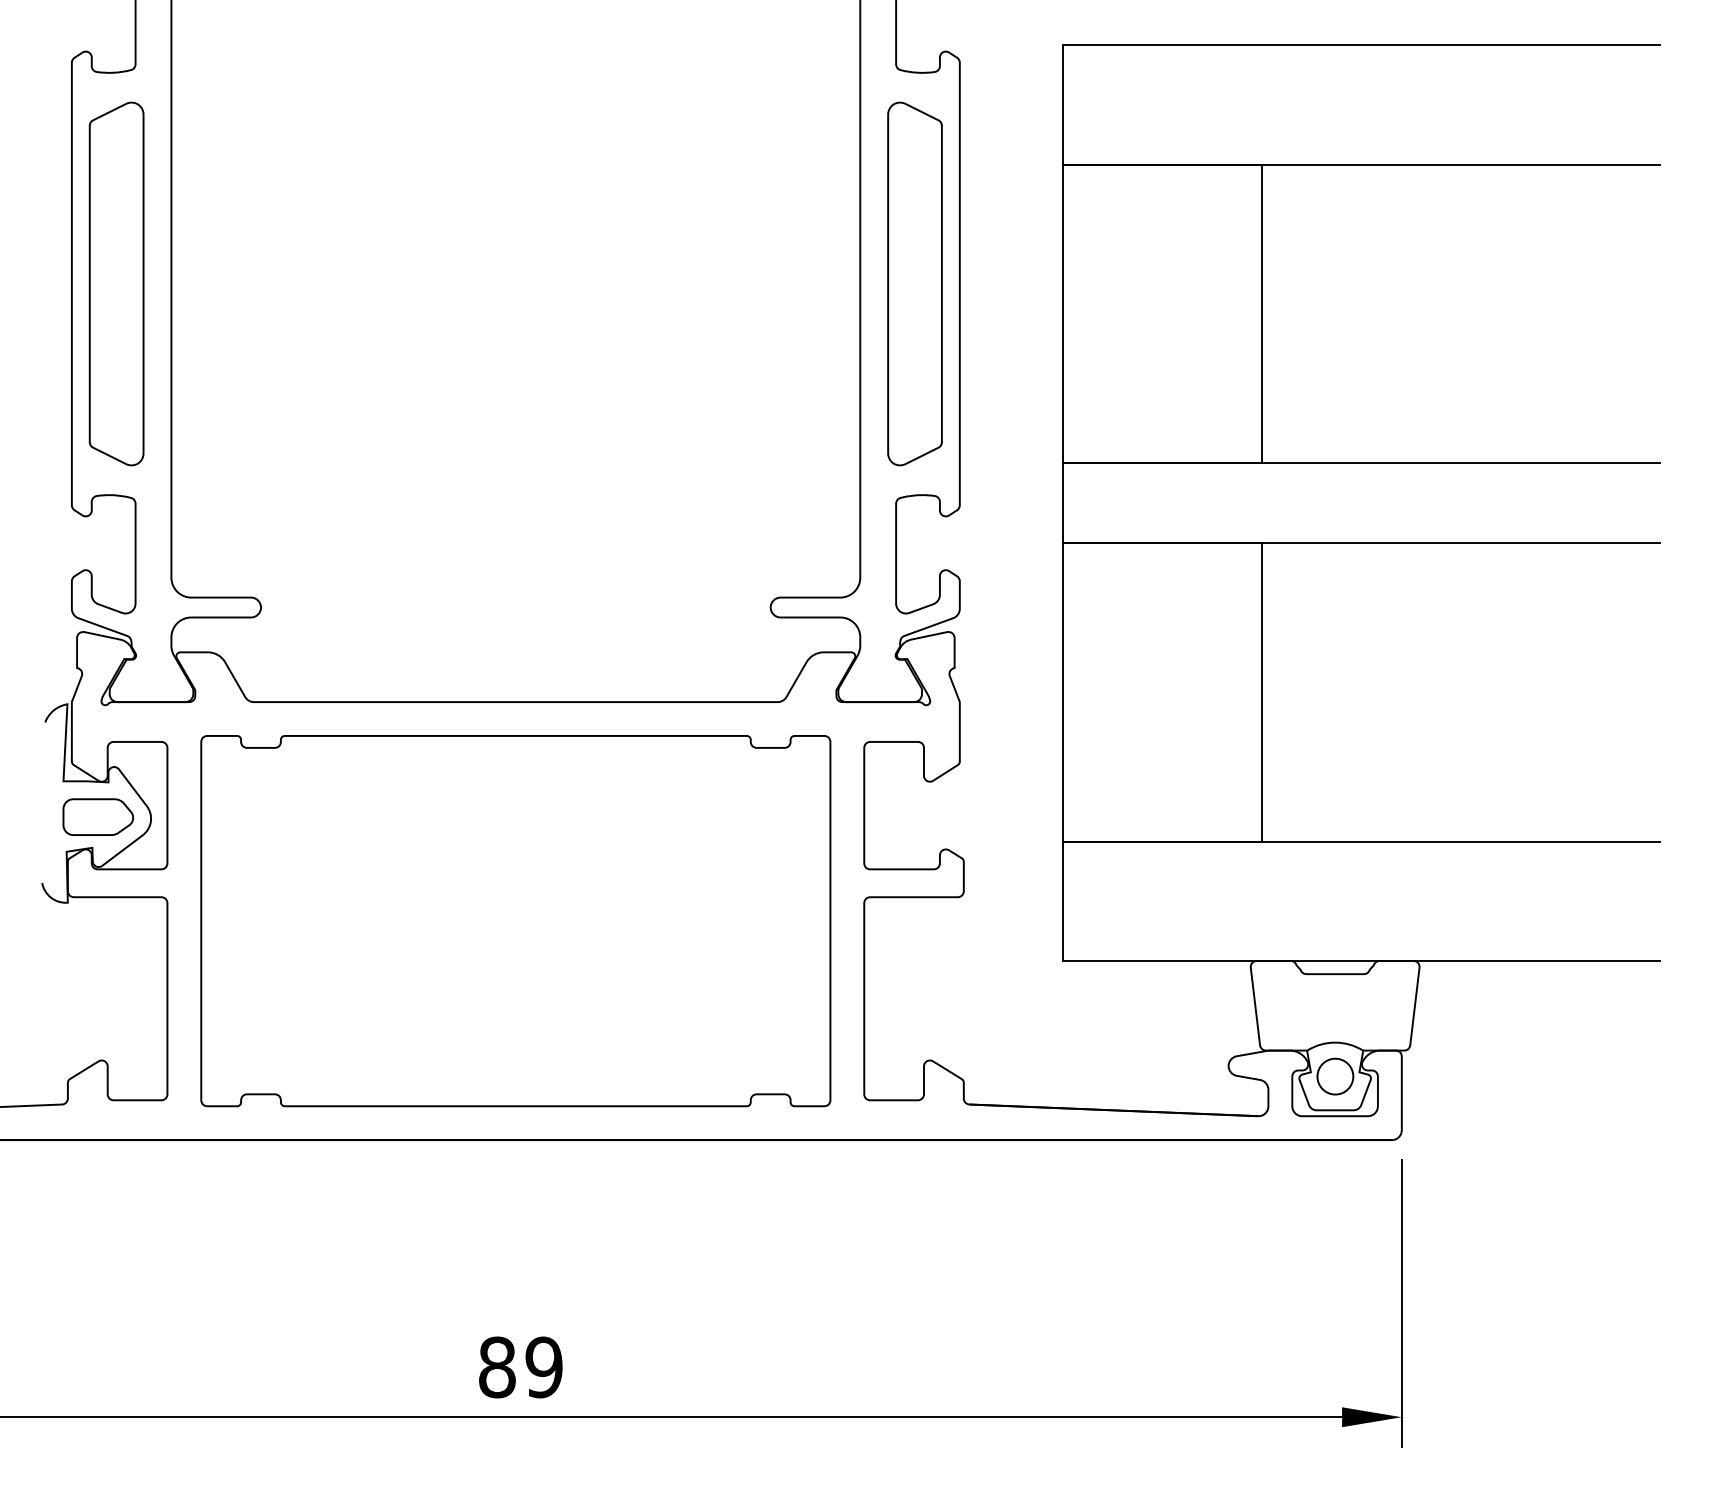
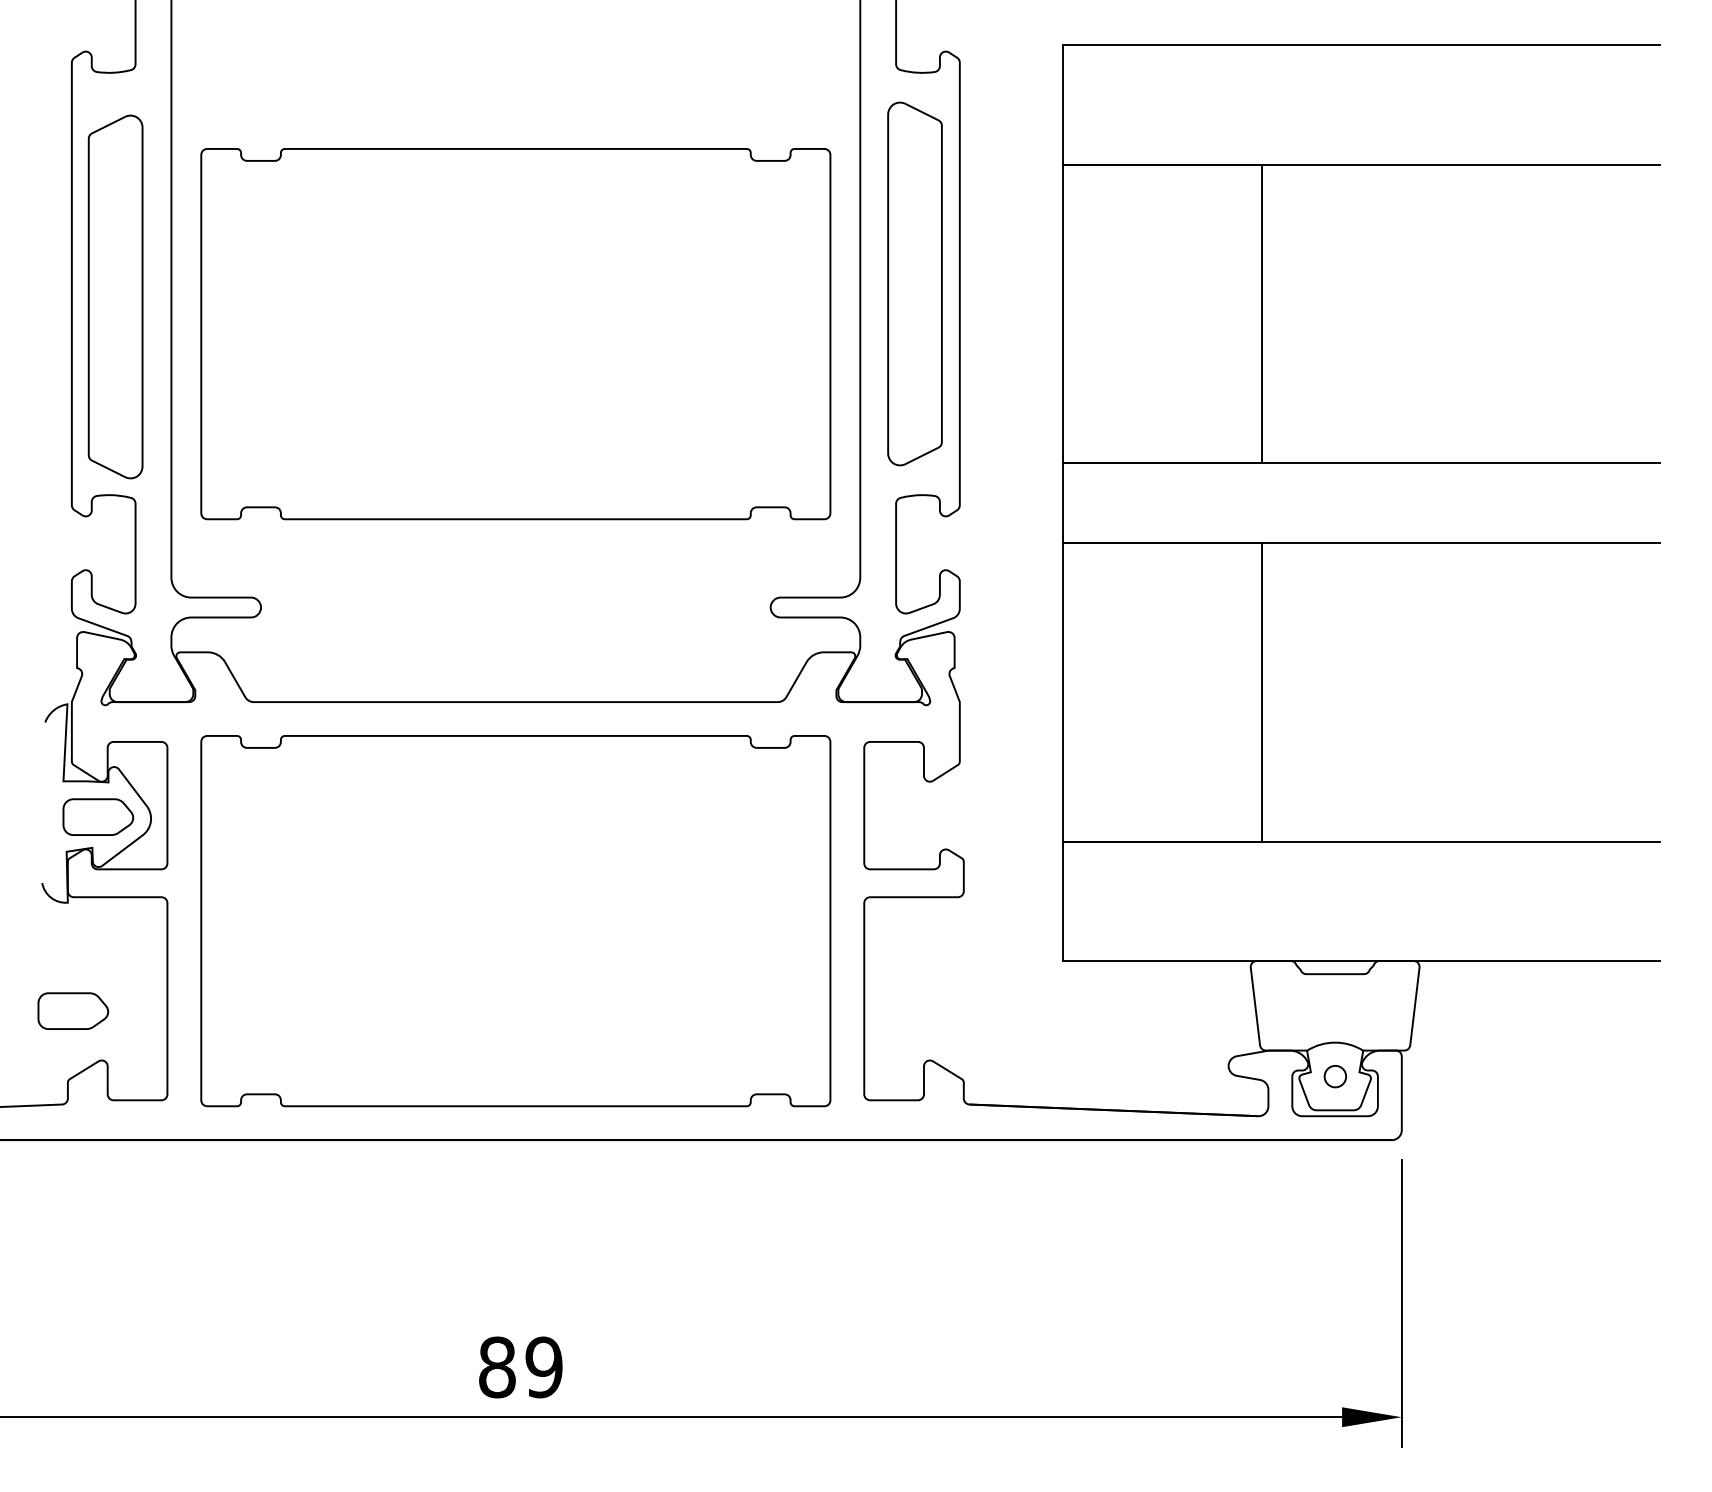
part position: (116, 283) -> (115, 296) (115, 296)
part: none -> present (515, 334)
part: none -> present (73, 1010)
circle diameter: 36 px -> 22 px (1335, 1076)
